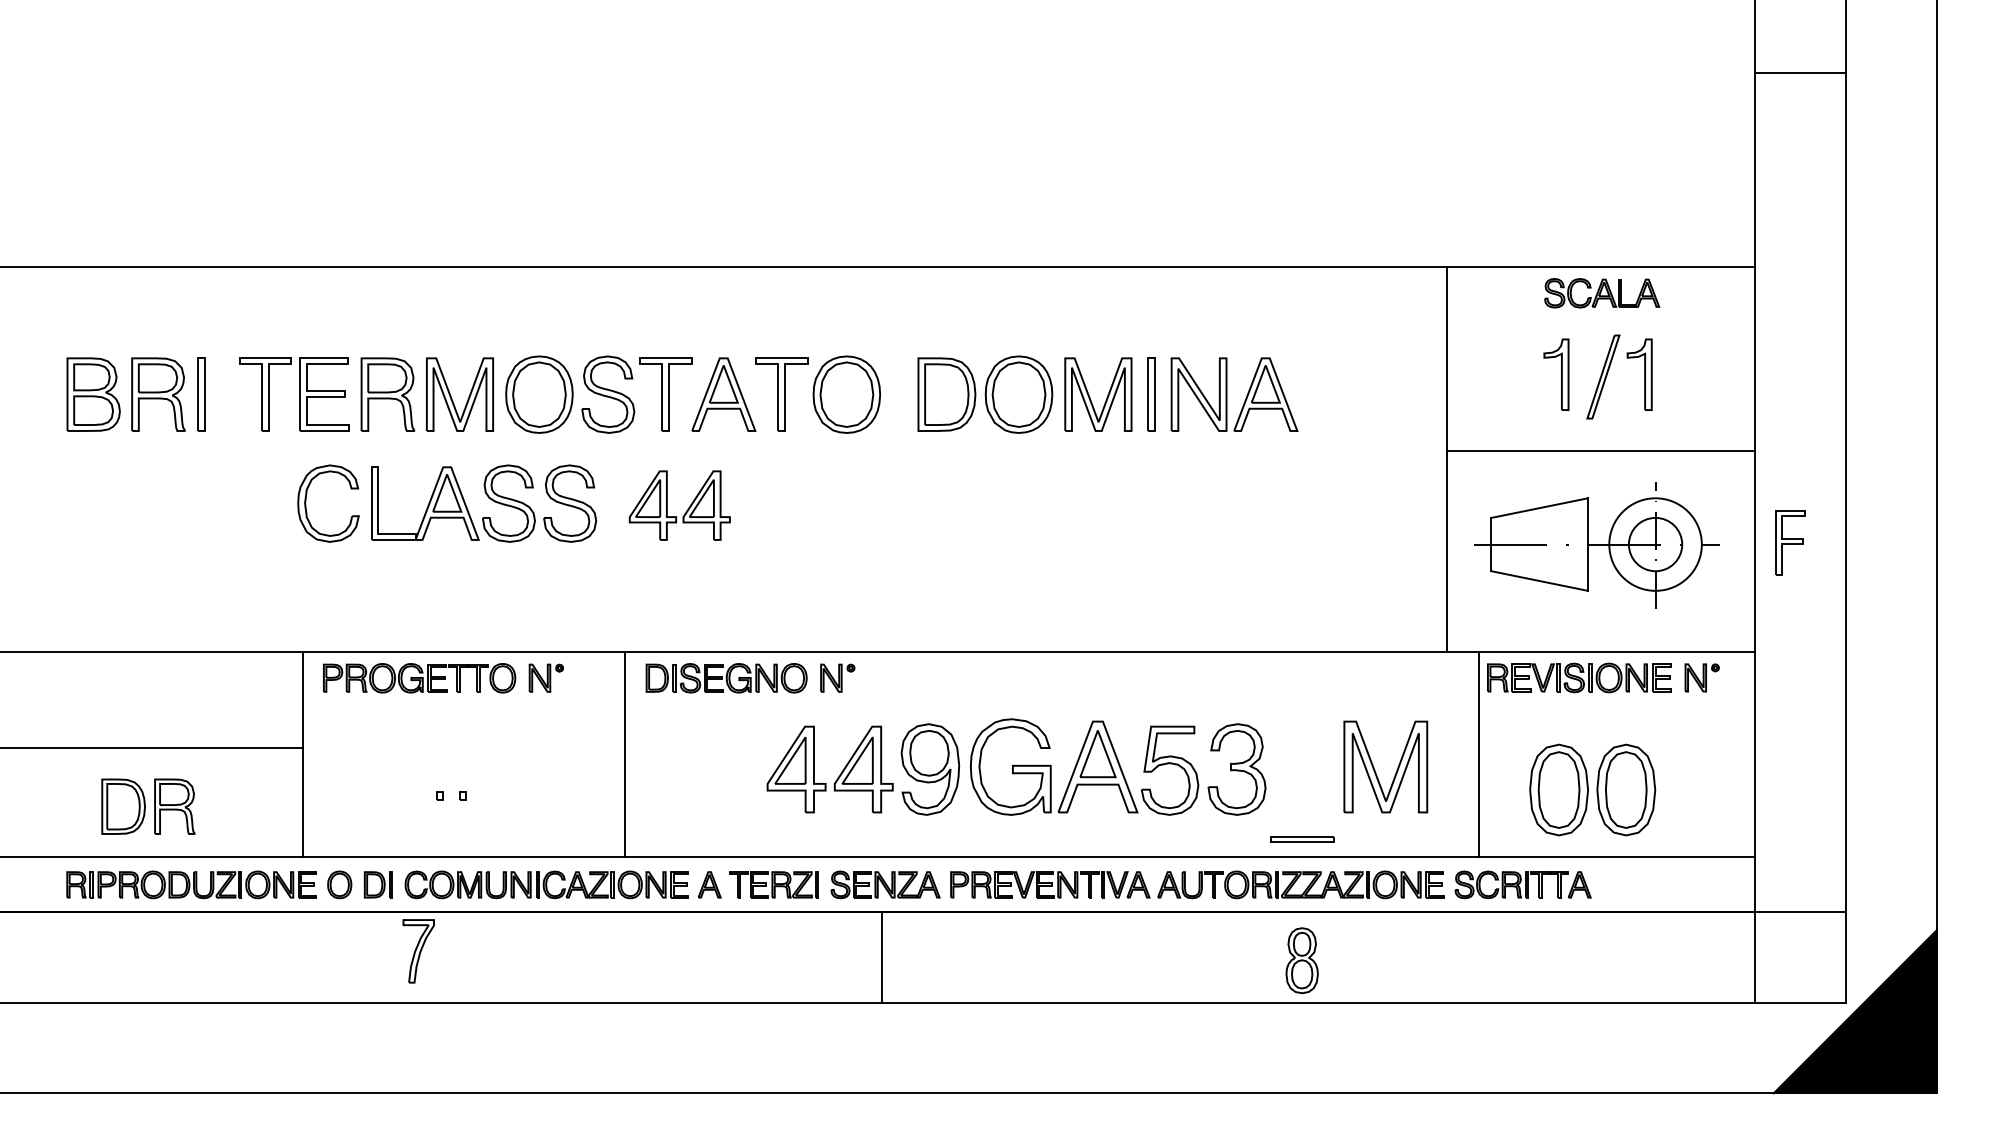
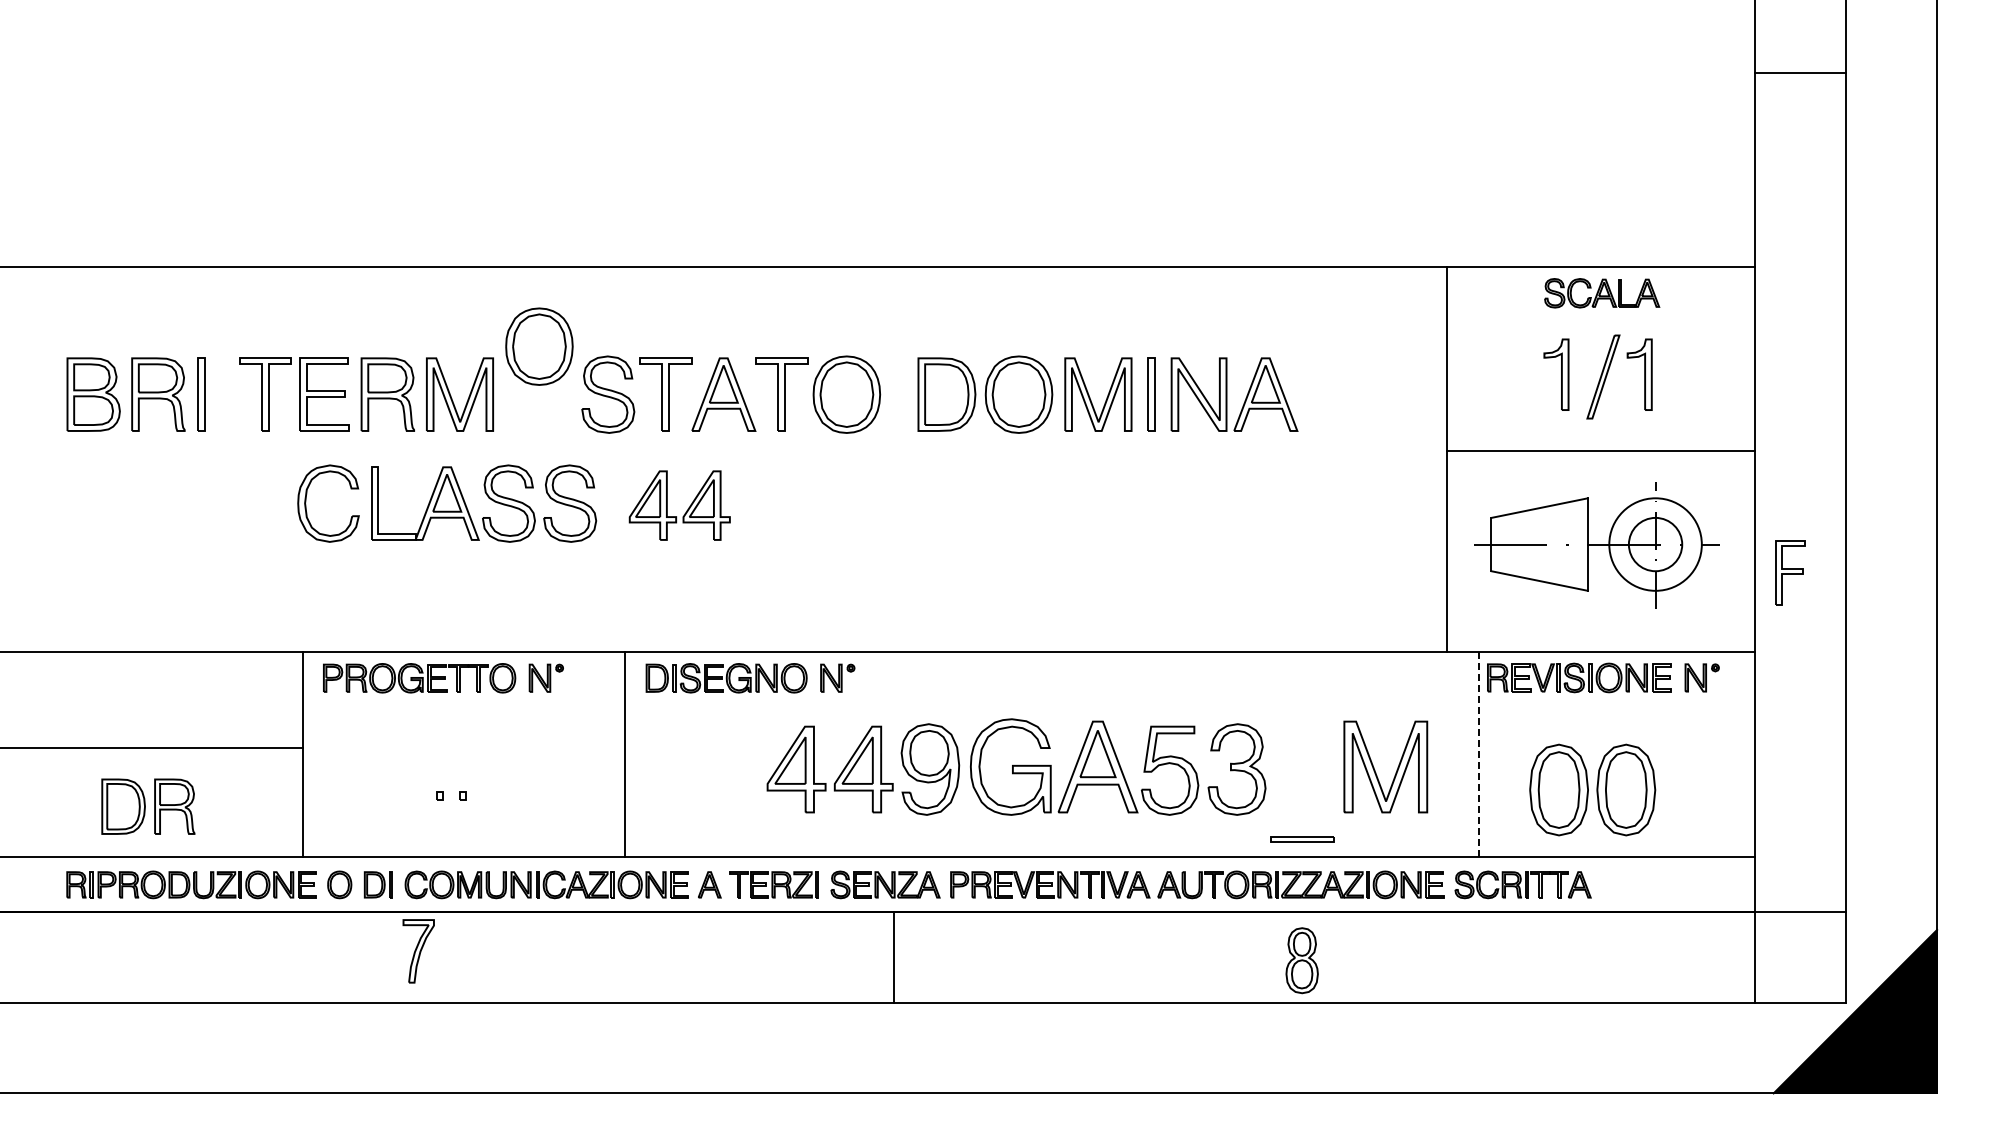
part position: (539, 394) -> (539, 346) (539, 346)
part position: (1790, 542) -> (1790, 572) (1790, 572)
line: solid -> dashed (1479, 754)
line position: (881, 956) -> (893, 956) (893, 956)
